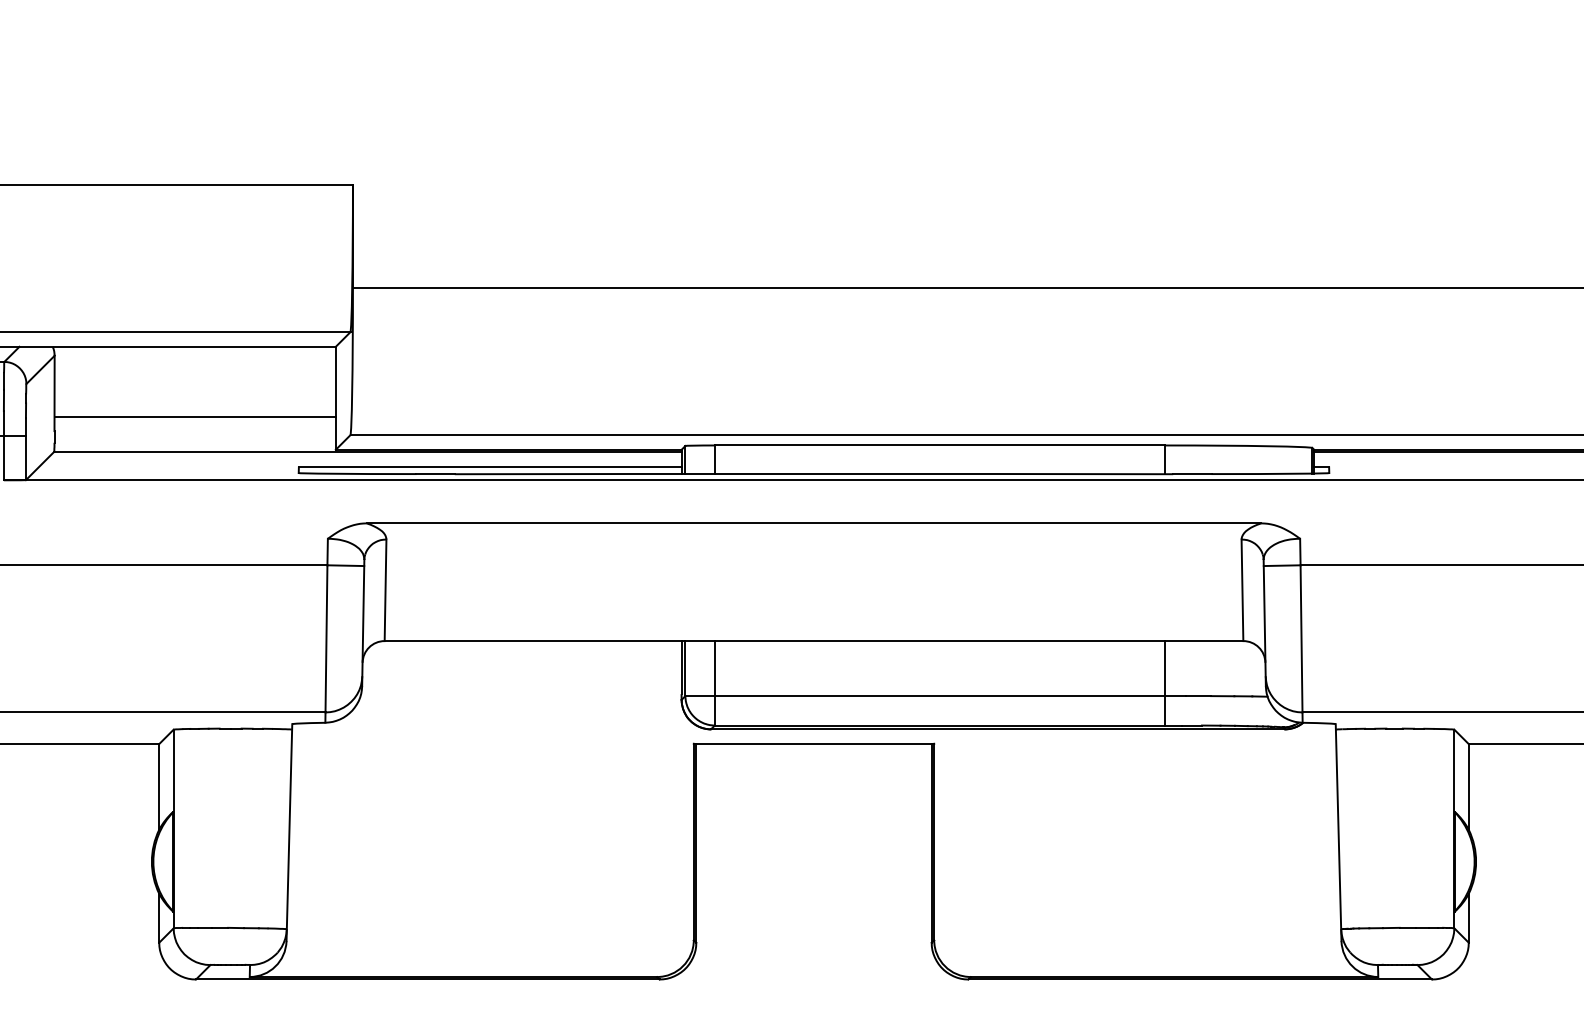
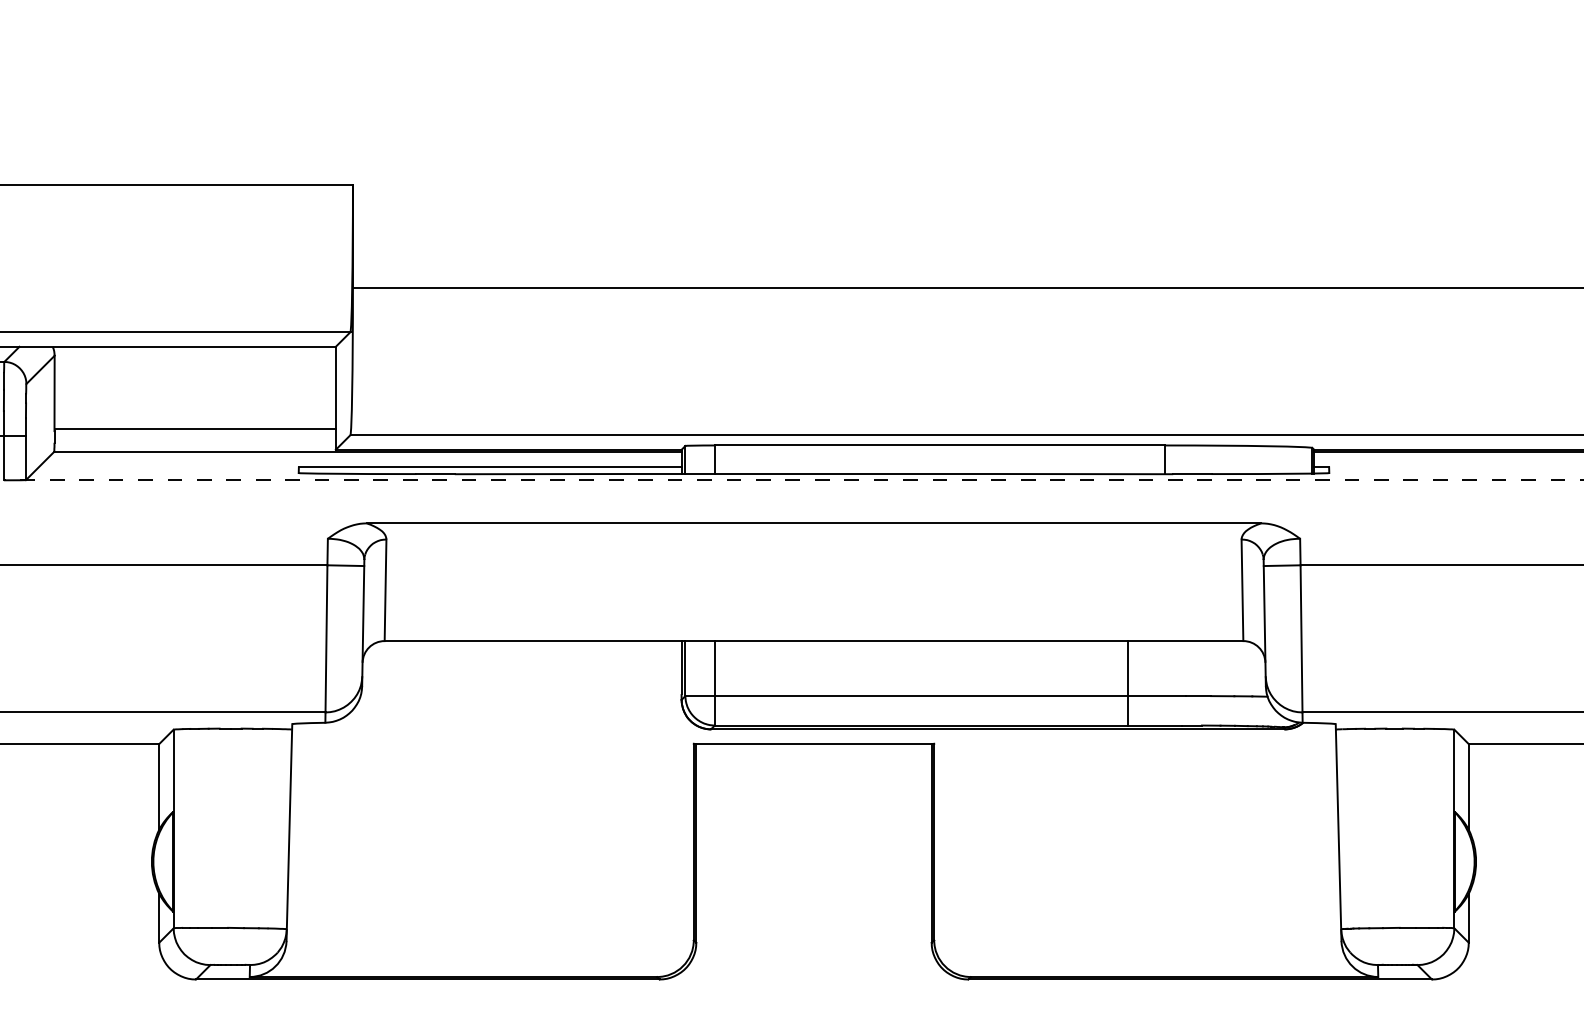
line position: (194, 416) -> (194, 428) (194, 428)
line: solid -> dashed (793, 480)
line position: (1165, 683) -> (1128, 683) (1128, 683)
